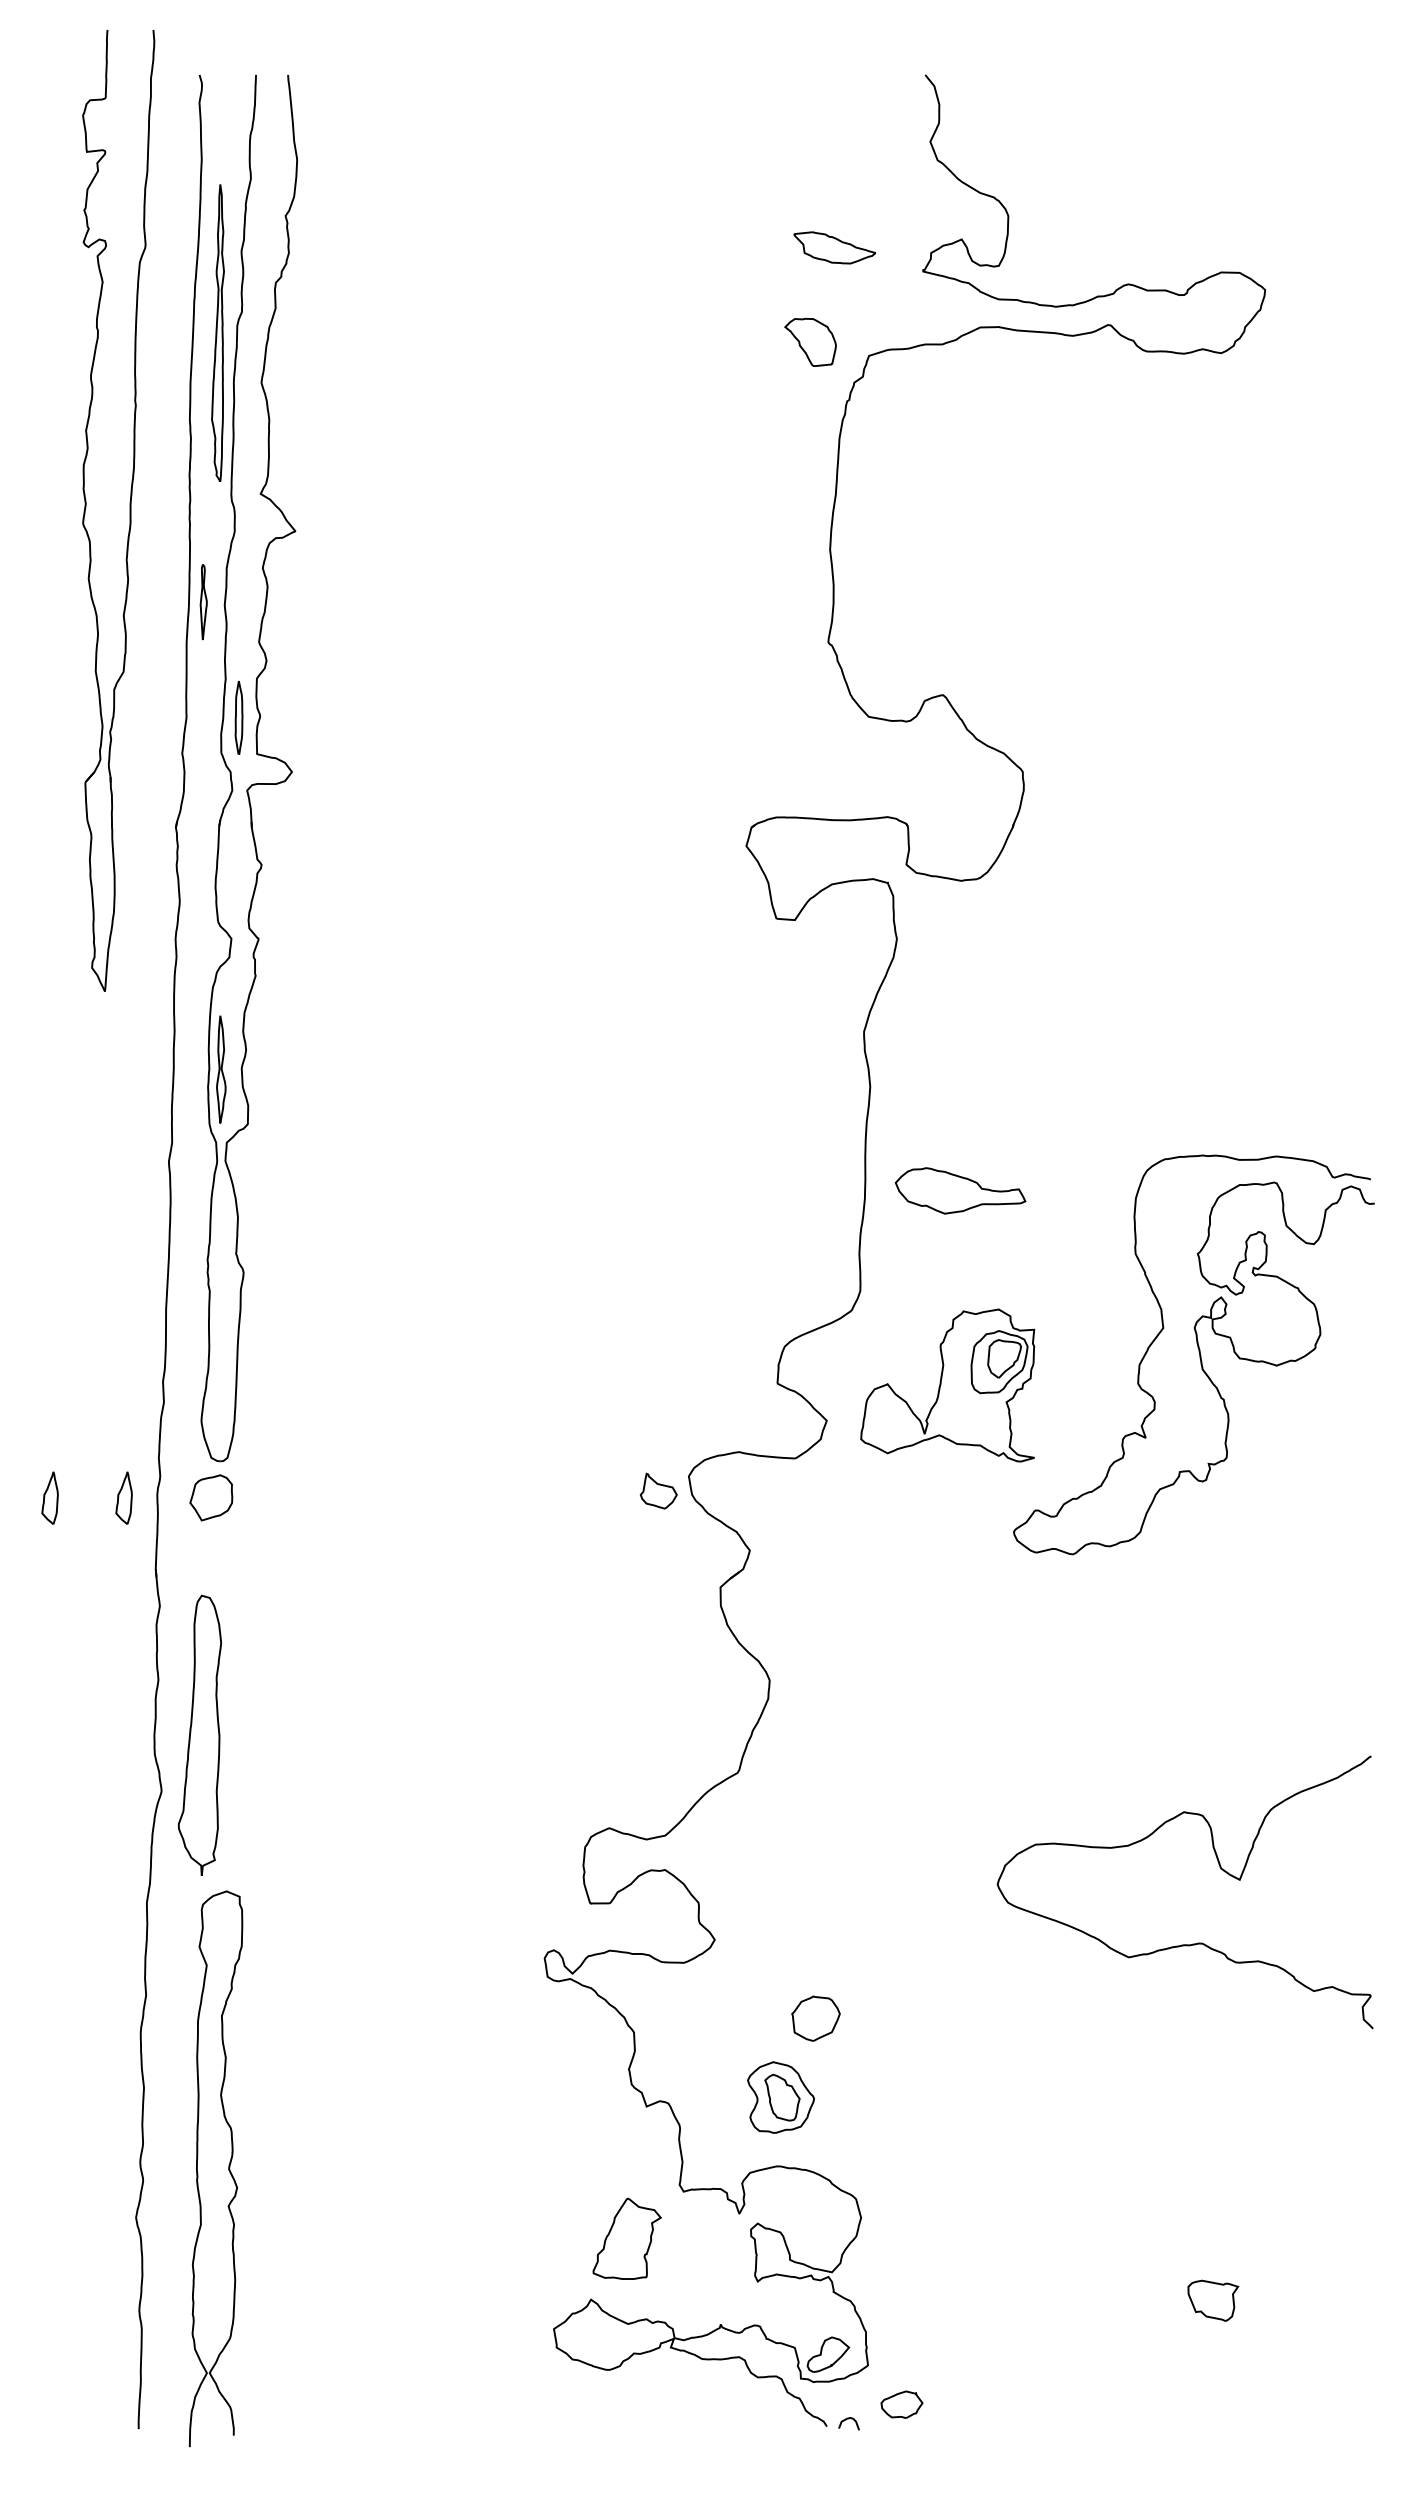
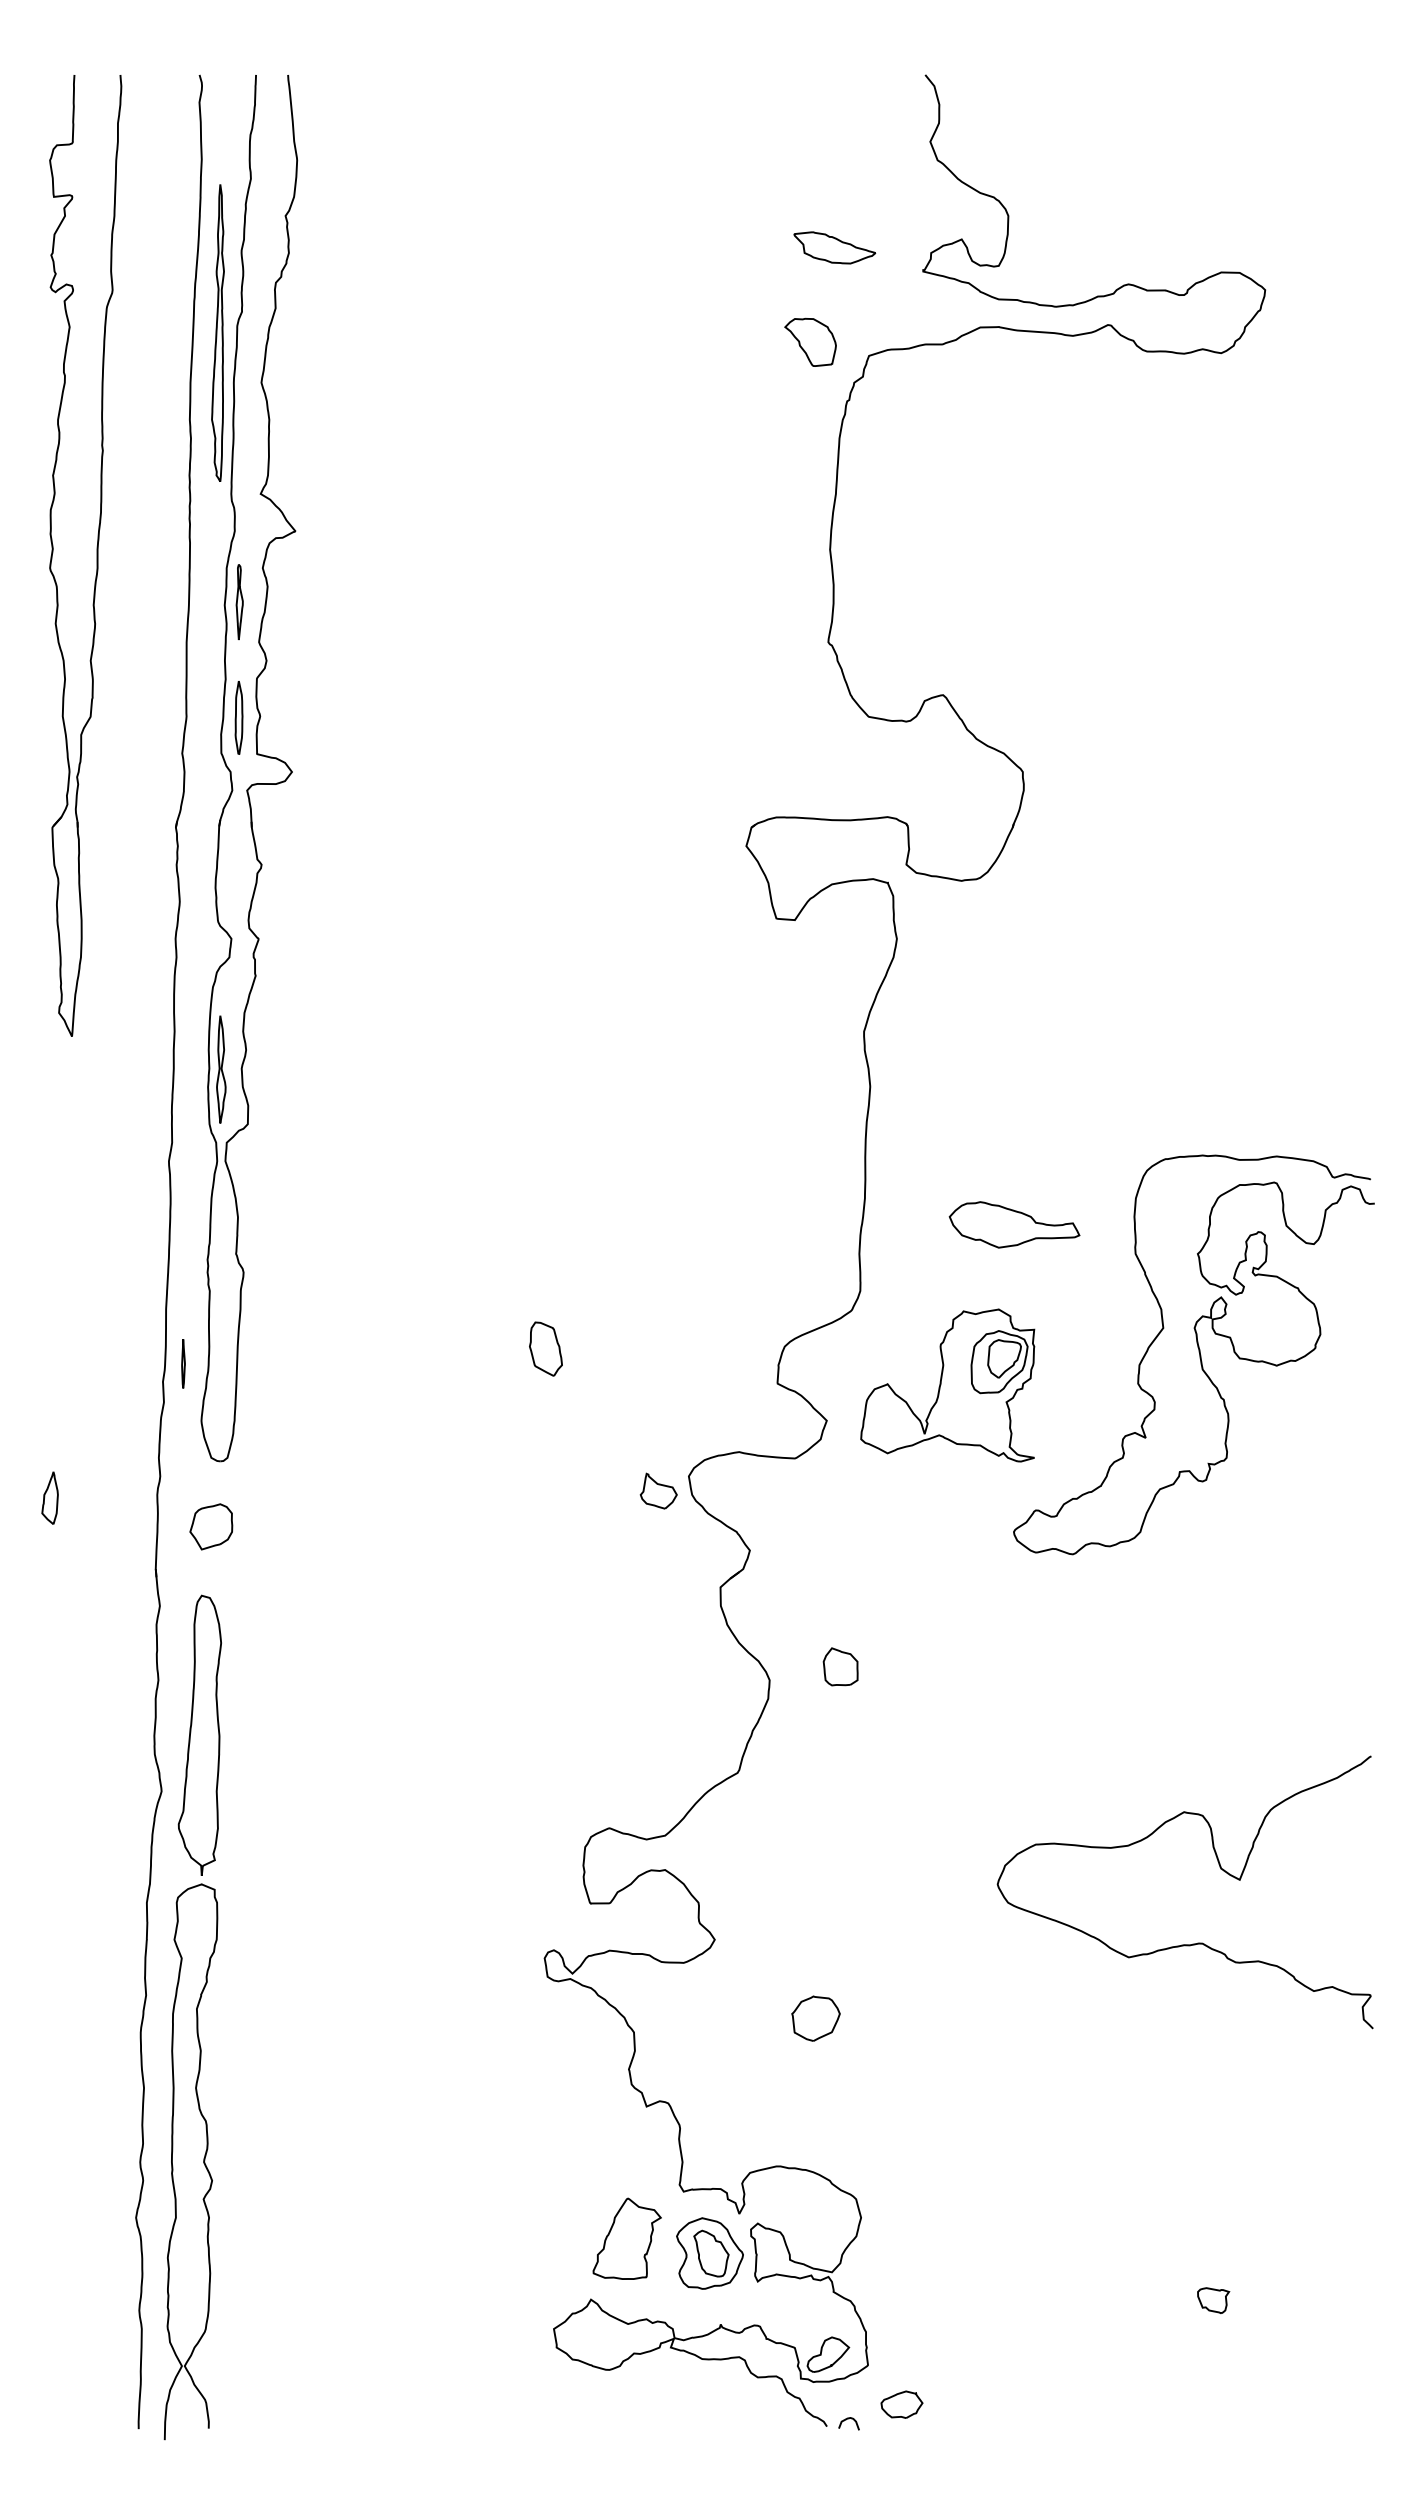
part position: (129, 510) -> (96, 555) (96, 555)
part position: (203, 602) -> (239, 602) (239, 602)
part position: (960, 1190) -> (1014, 1224) (1014, 1224)
part: none -> present (545, 1348)
line: none -> present (183, 1363)
part: present -> none (123, 1497)
part position: (211, 1497) -> (211, 1526) (211, 1526)
part: none -> present (840, 1666)
part position: (780, 2097) -> (709, 2253) (709, 2253)
curve position: (228, 2168) -> (203, 2161) (203, 2161)
part size: 53x43 px -> 34x27 px (1213, 2300)
